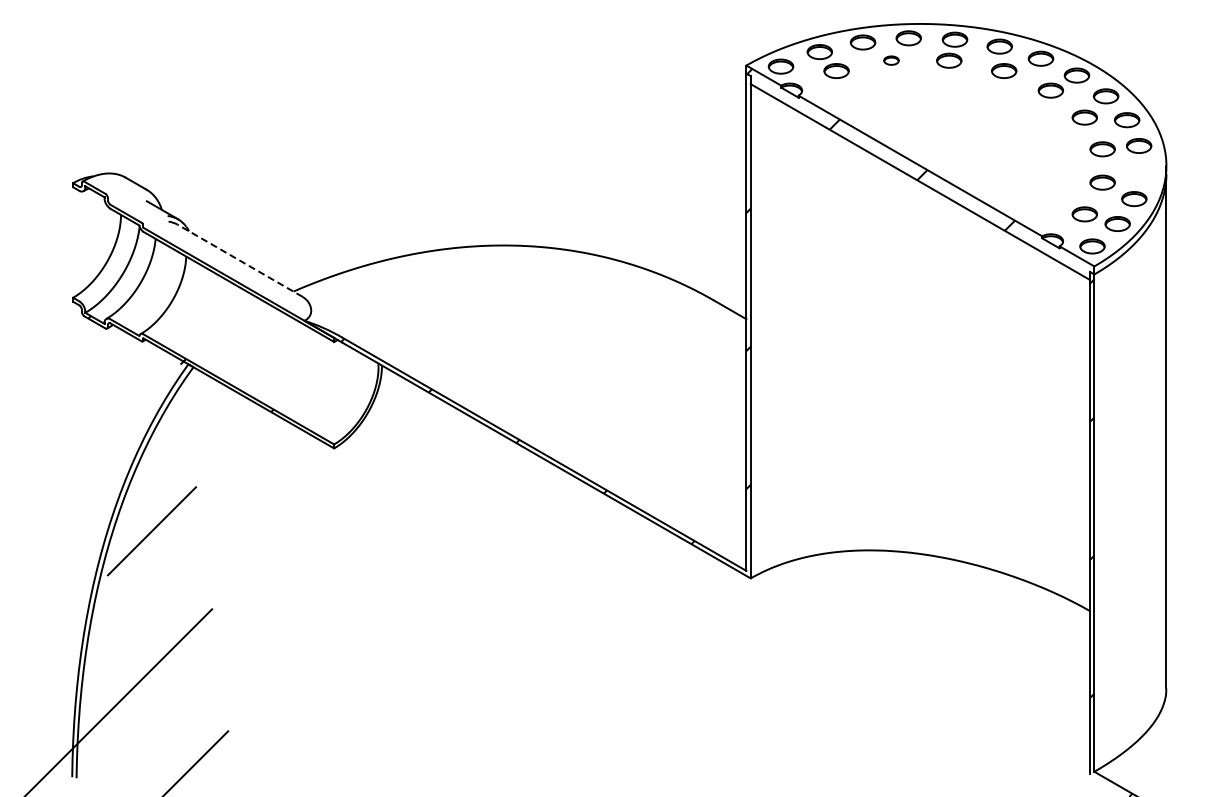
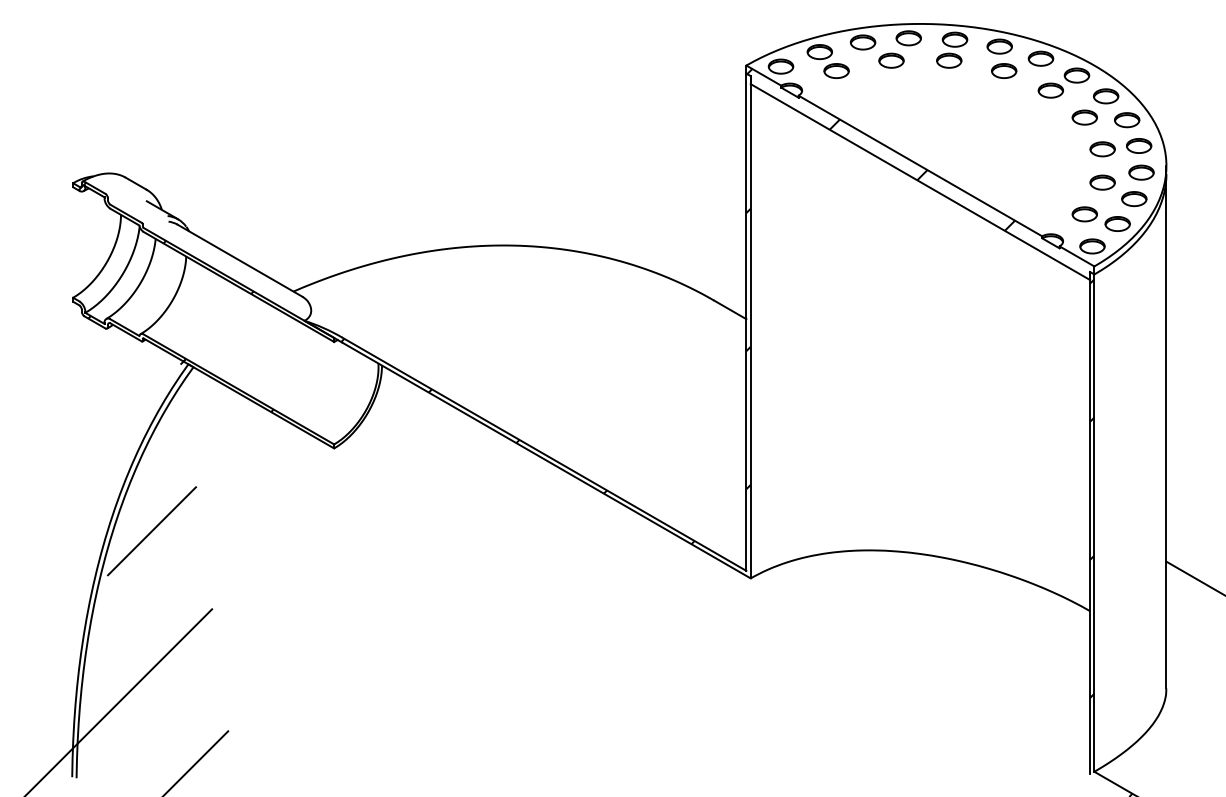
part size: 17x11 px -> 27x17 px (891, 60)
part: none -> present (1141, 172)
hatch: none -> present (165, 238)
line: dashed -> solid (239, 260)
line: none -> present (1194, 577)
